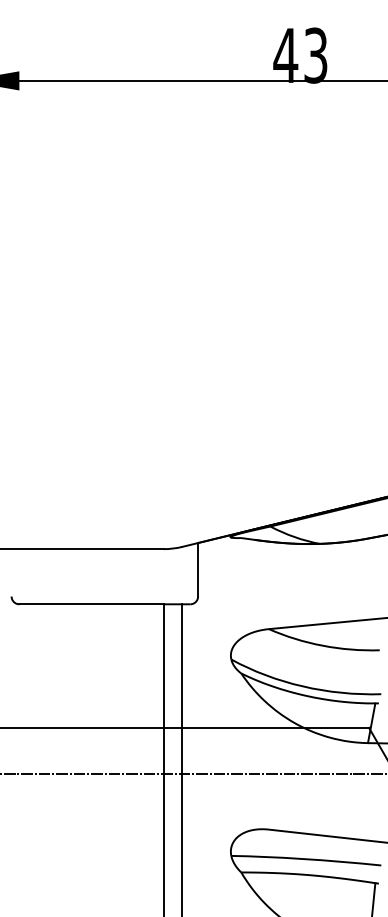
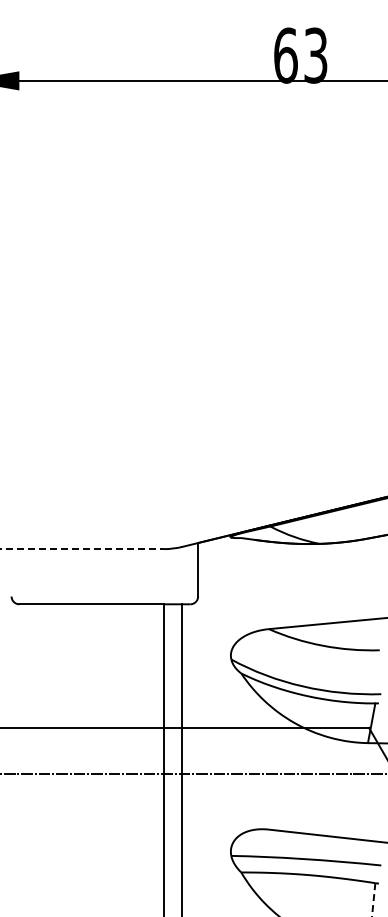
text: 43 -> 63 (285, 55)
line: solid -> dashed (82, 549)
line: solid -> dashed (373, 899)
